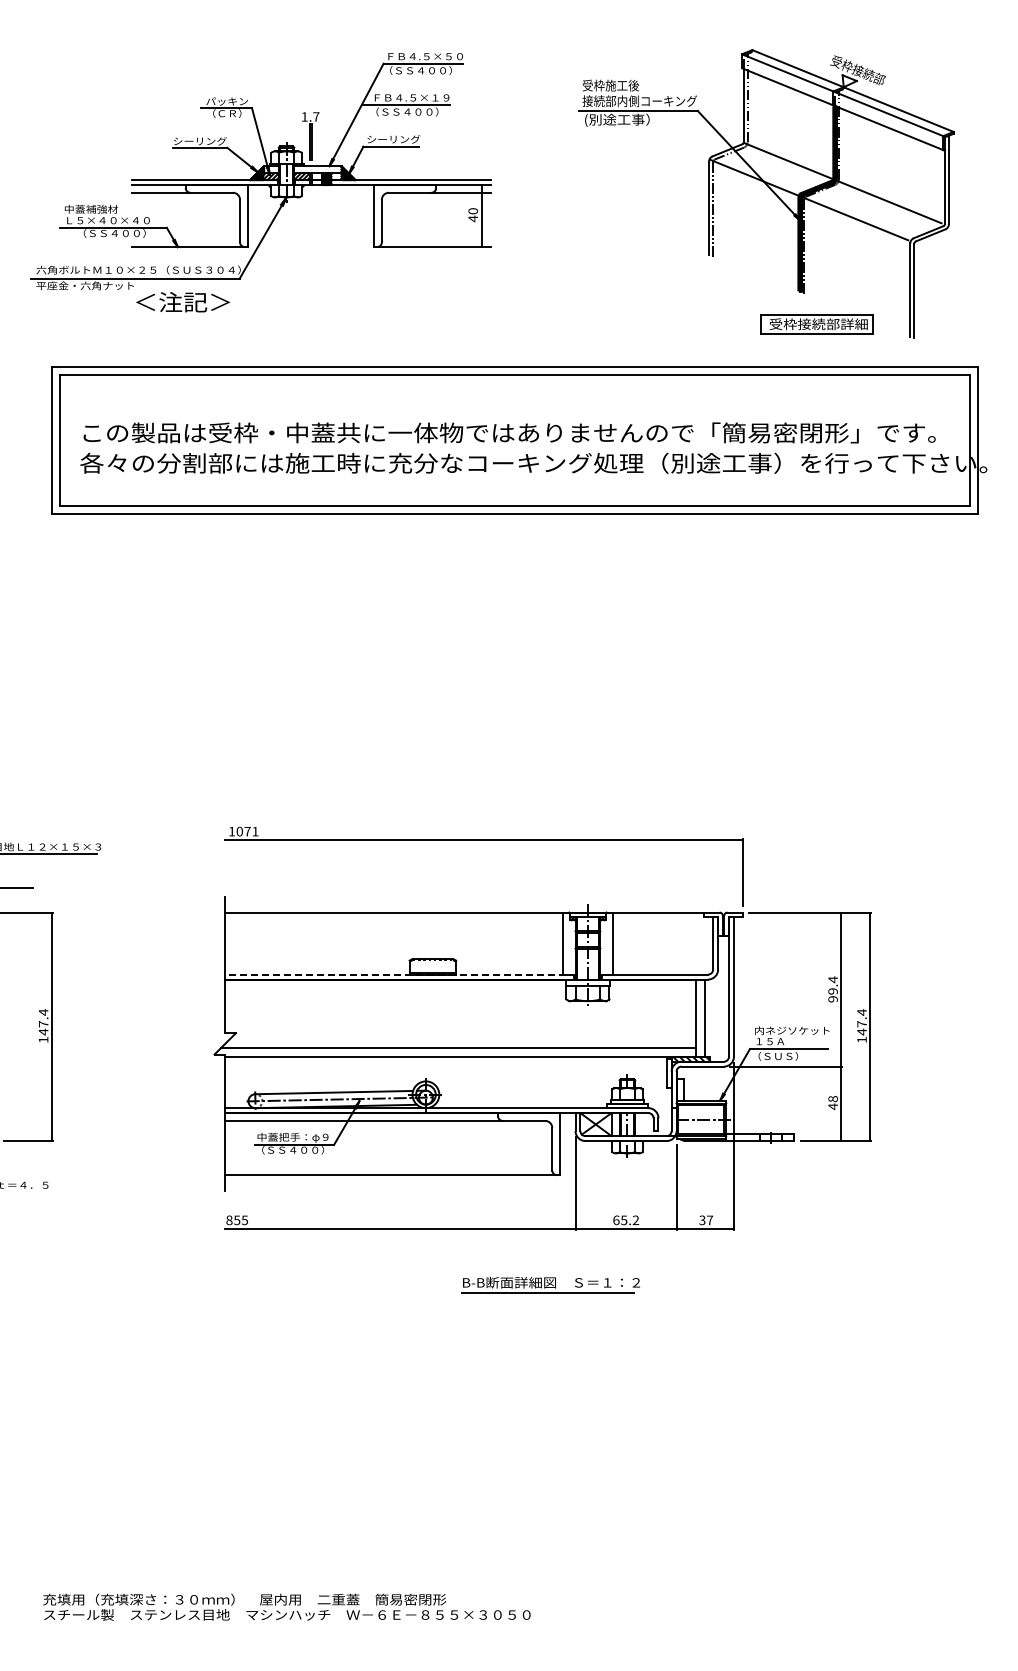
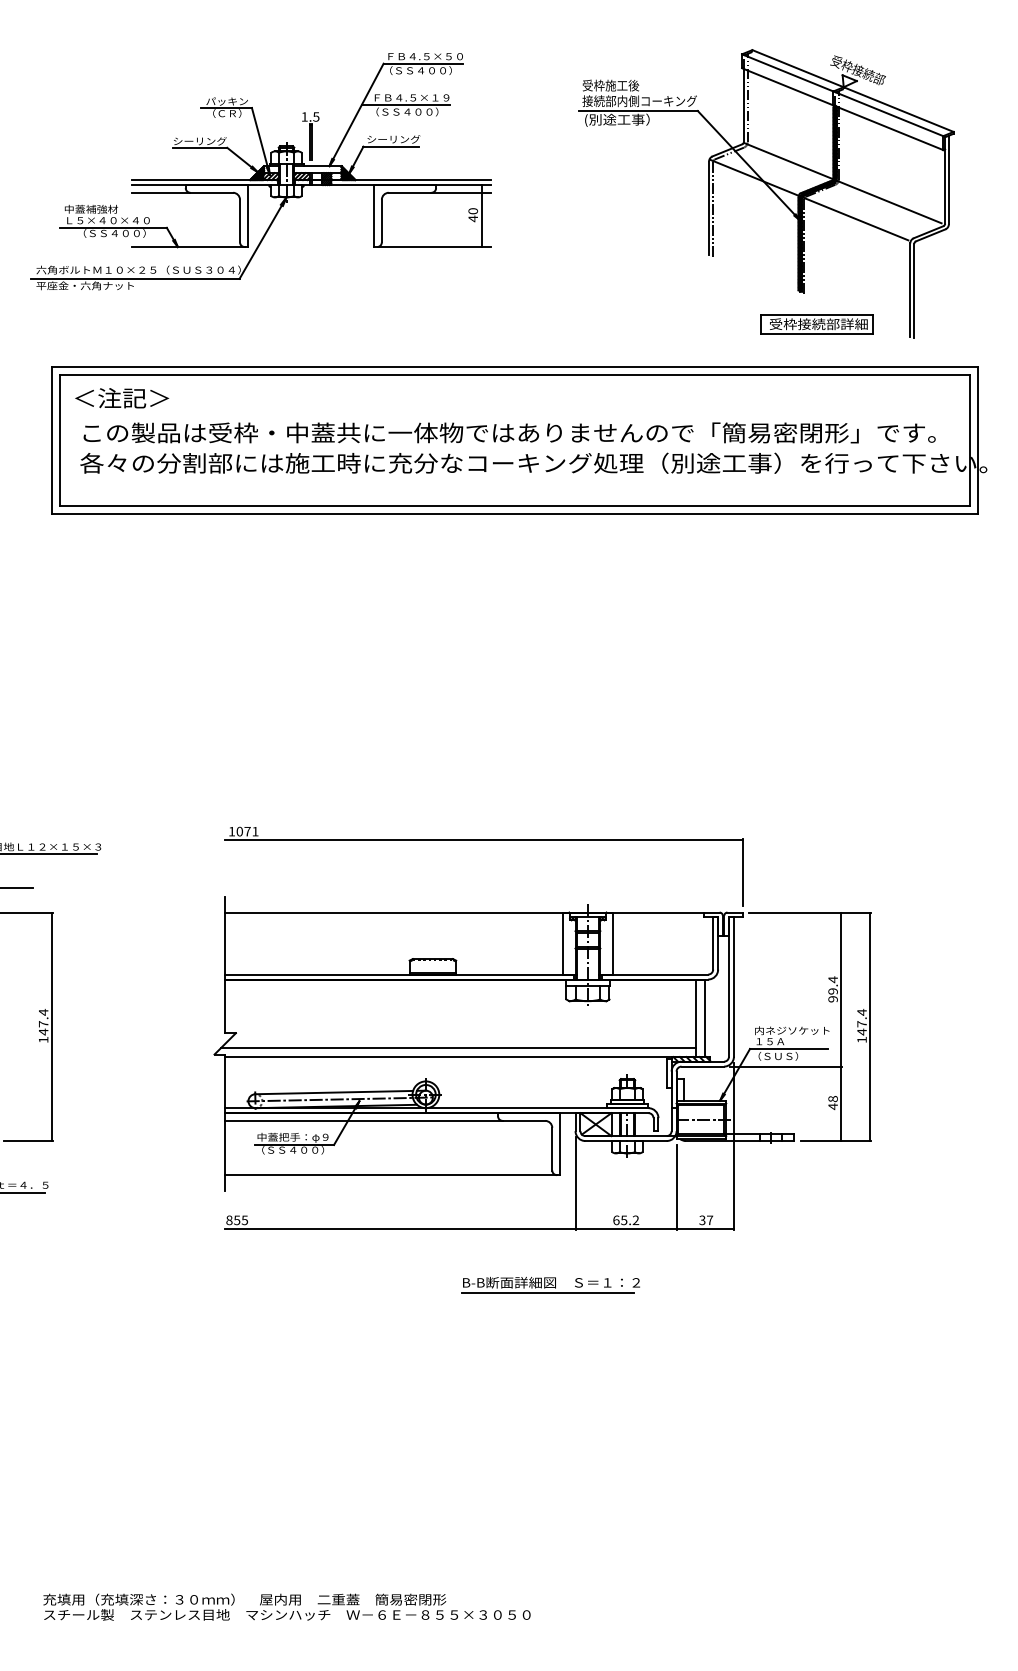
text: 1.7 -> 1.5 (316, 116)
text position: (183, 302) -> (122, 398) (122, 398)
line: dashed -> solid (401, 974)
line: none -> present (23, 1192)
